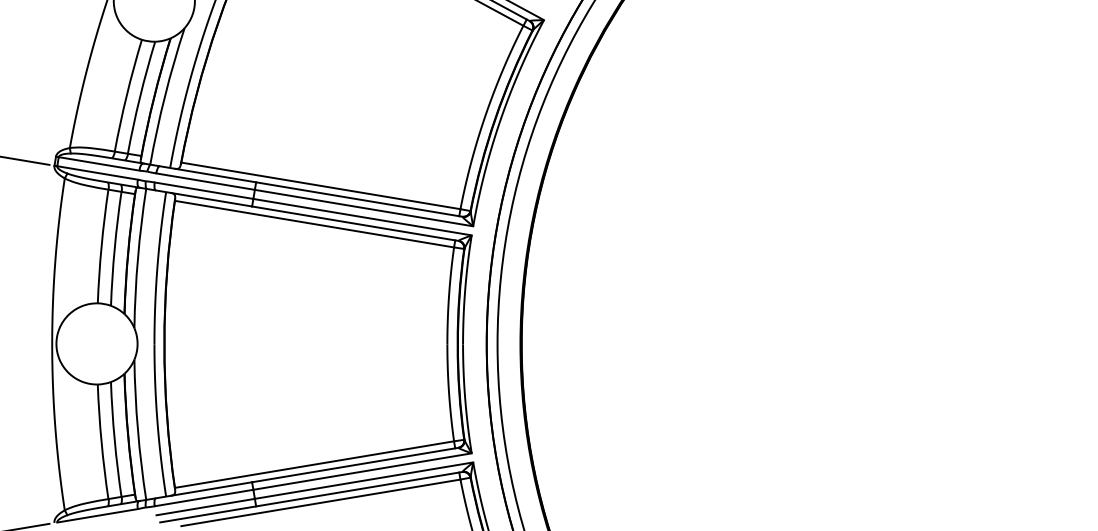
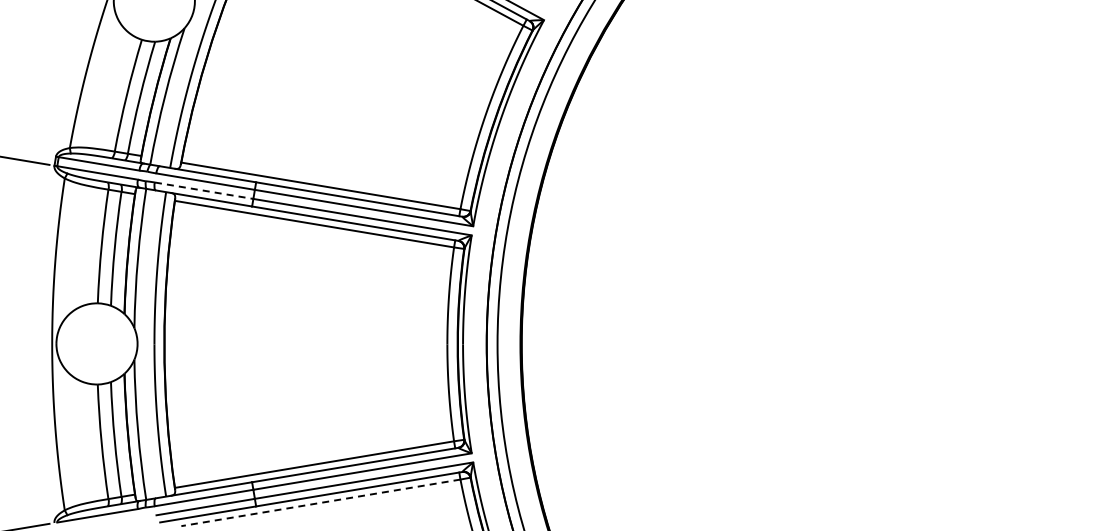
line: solid -> dashed (204, 190)
line: solid -> dashed (320, 502)
